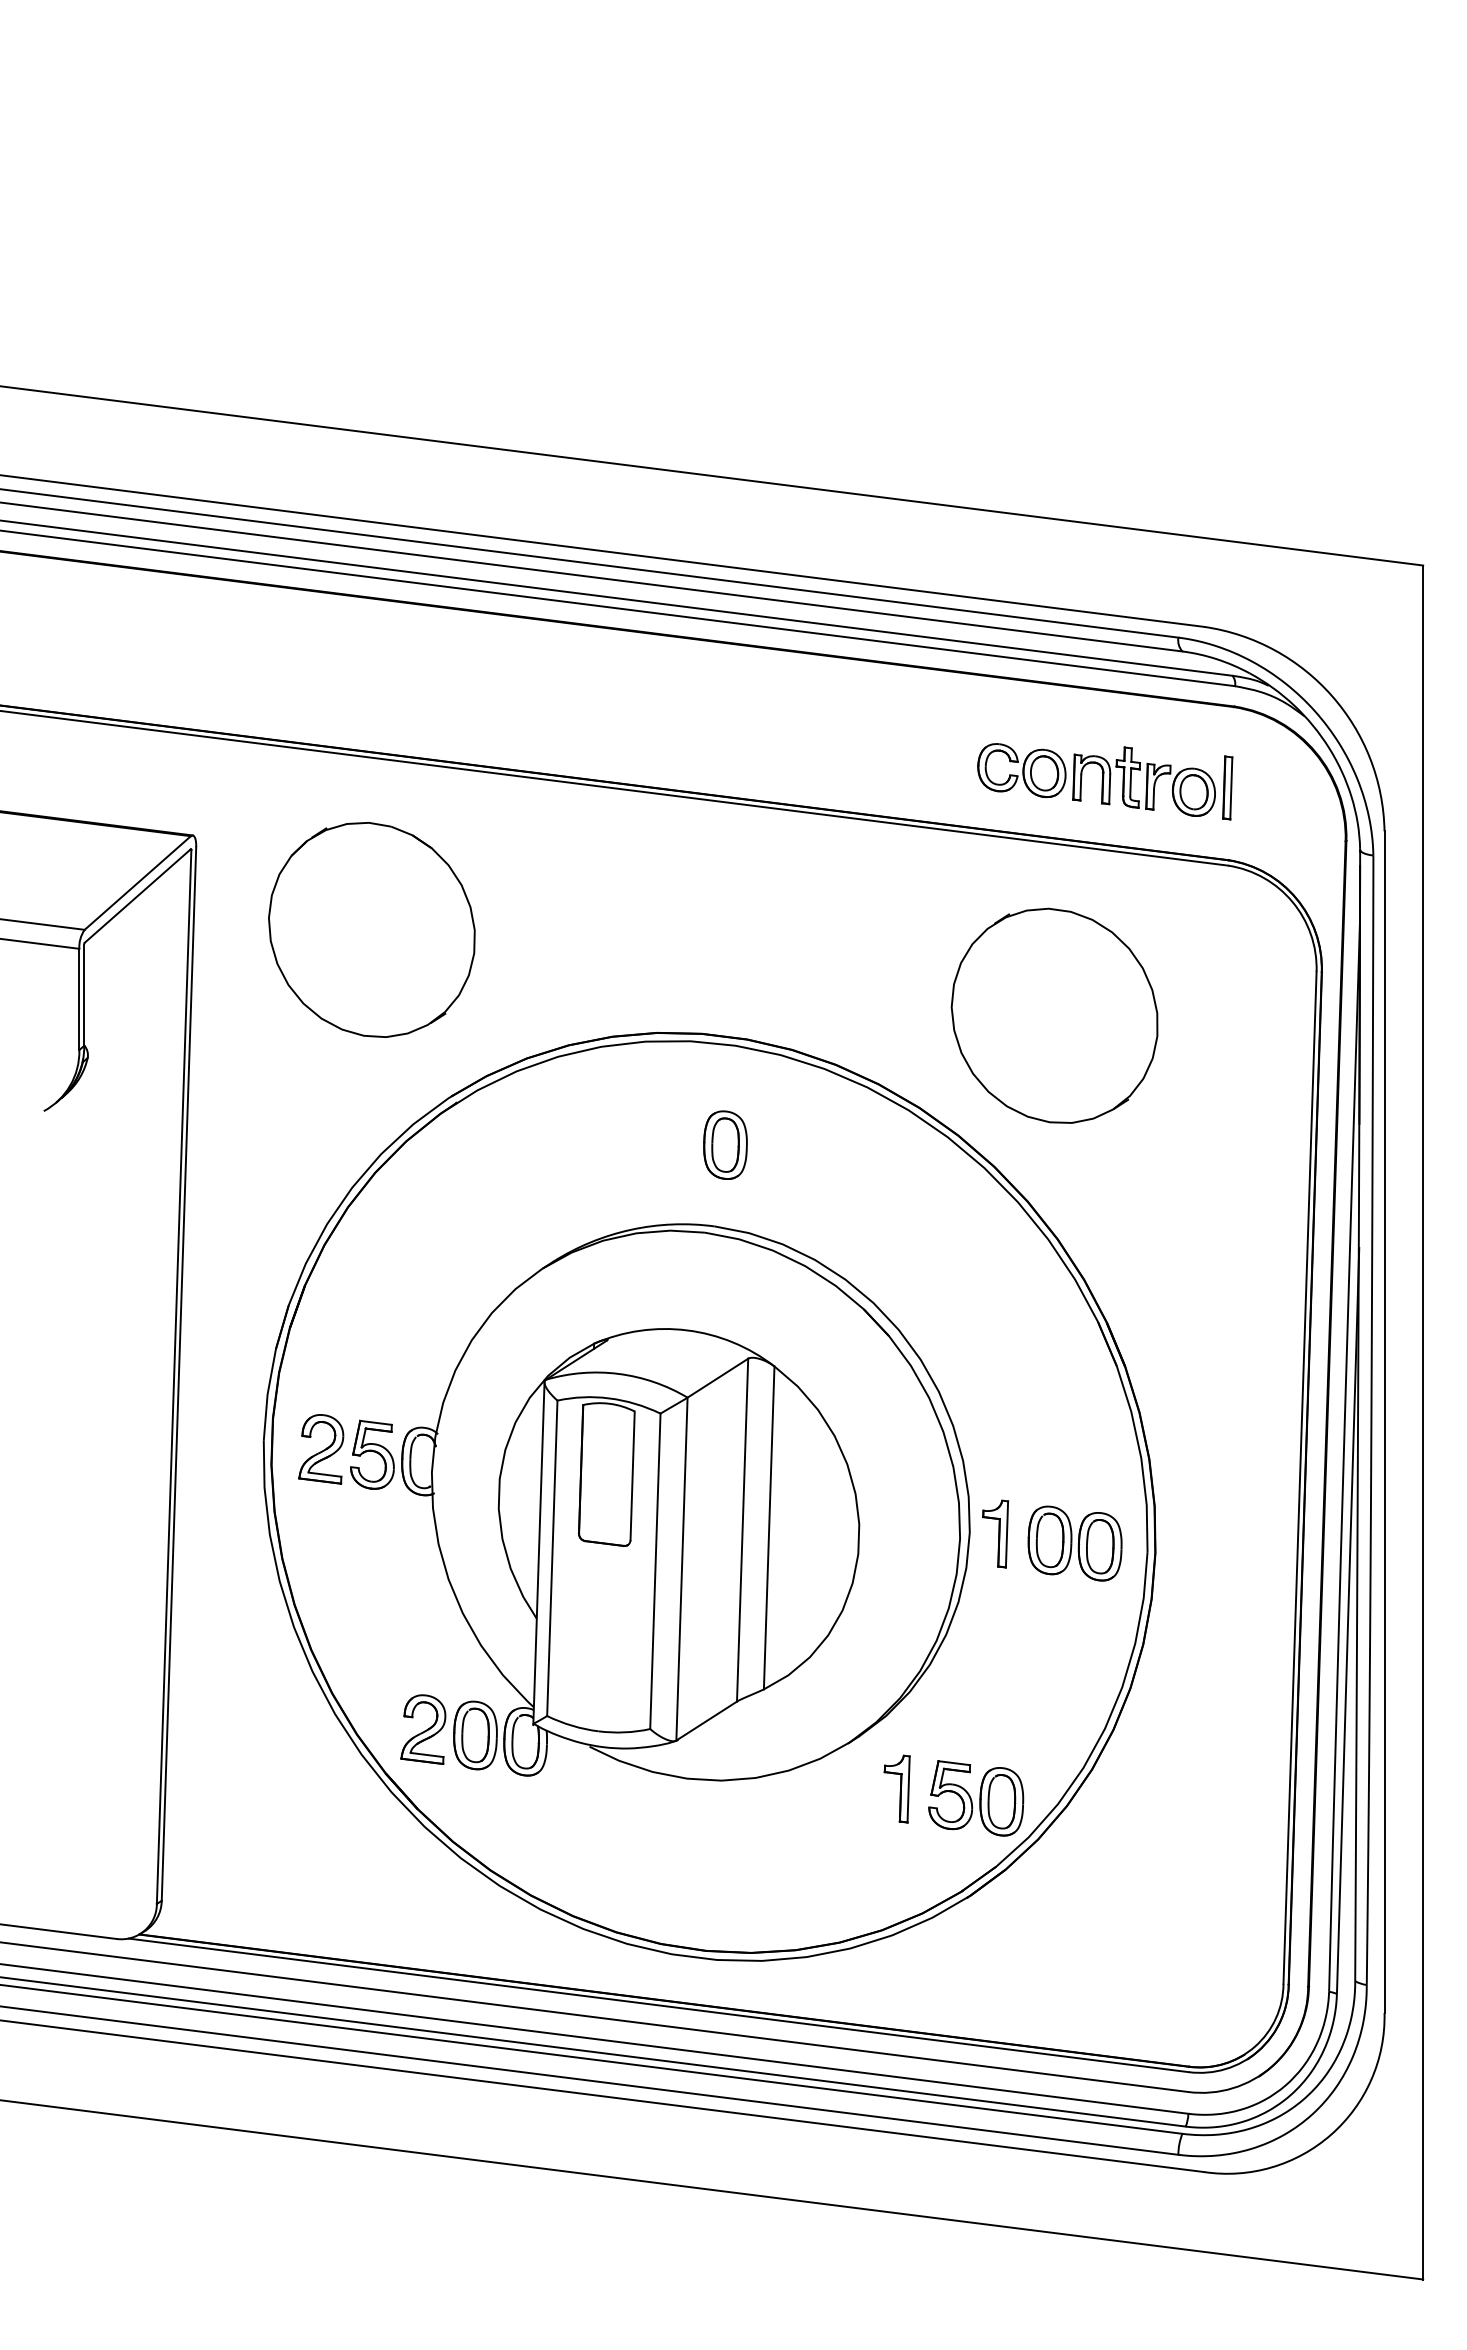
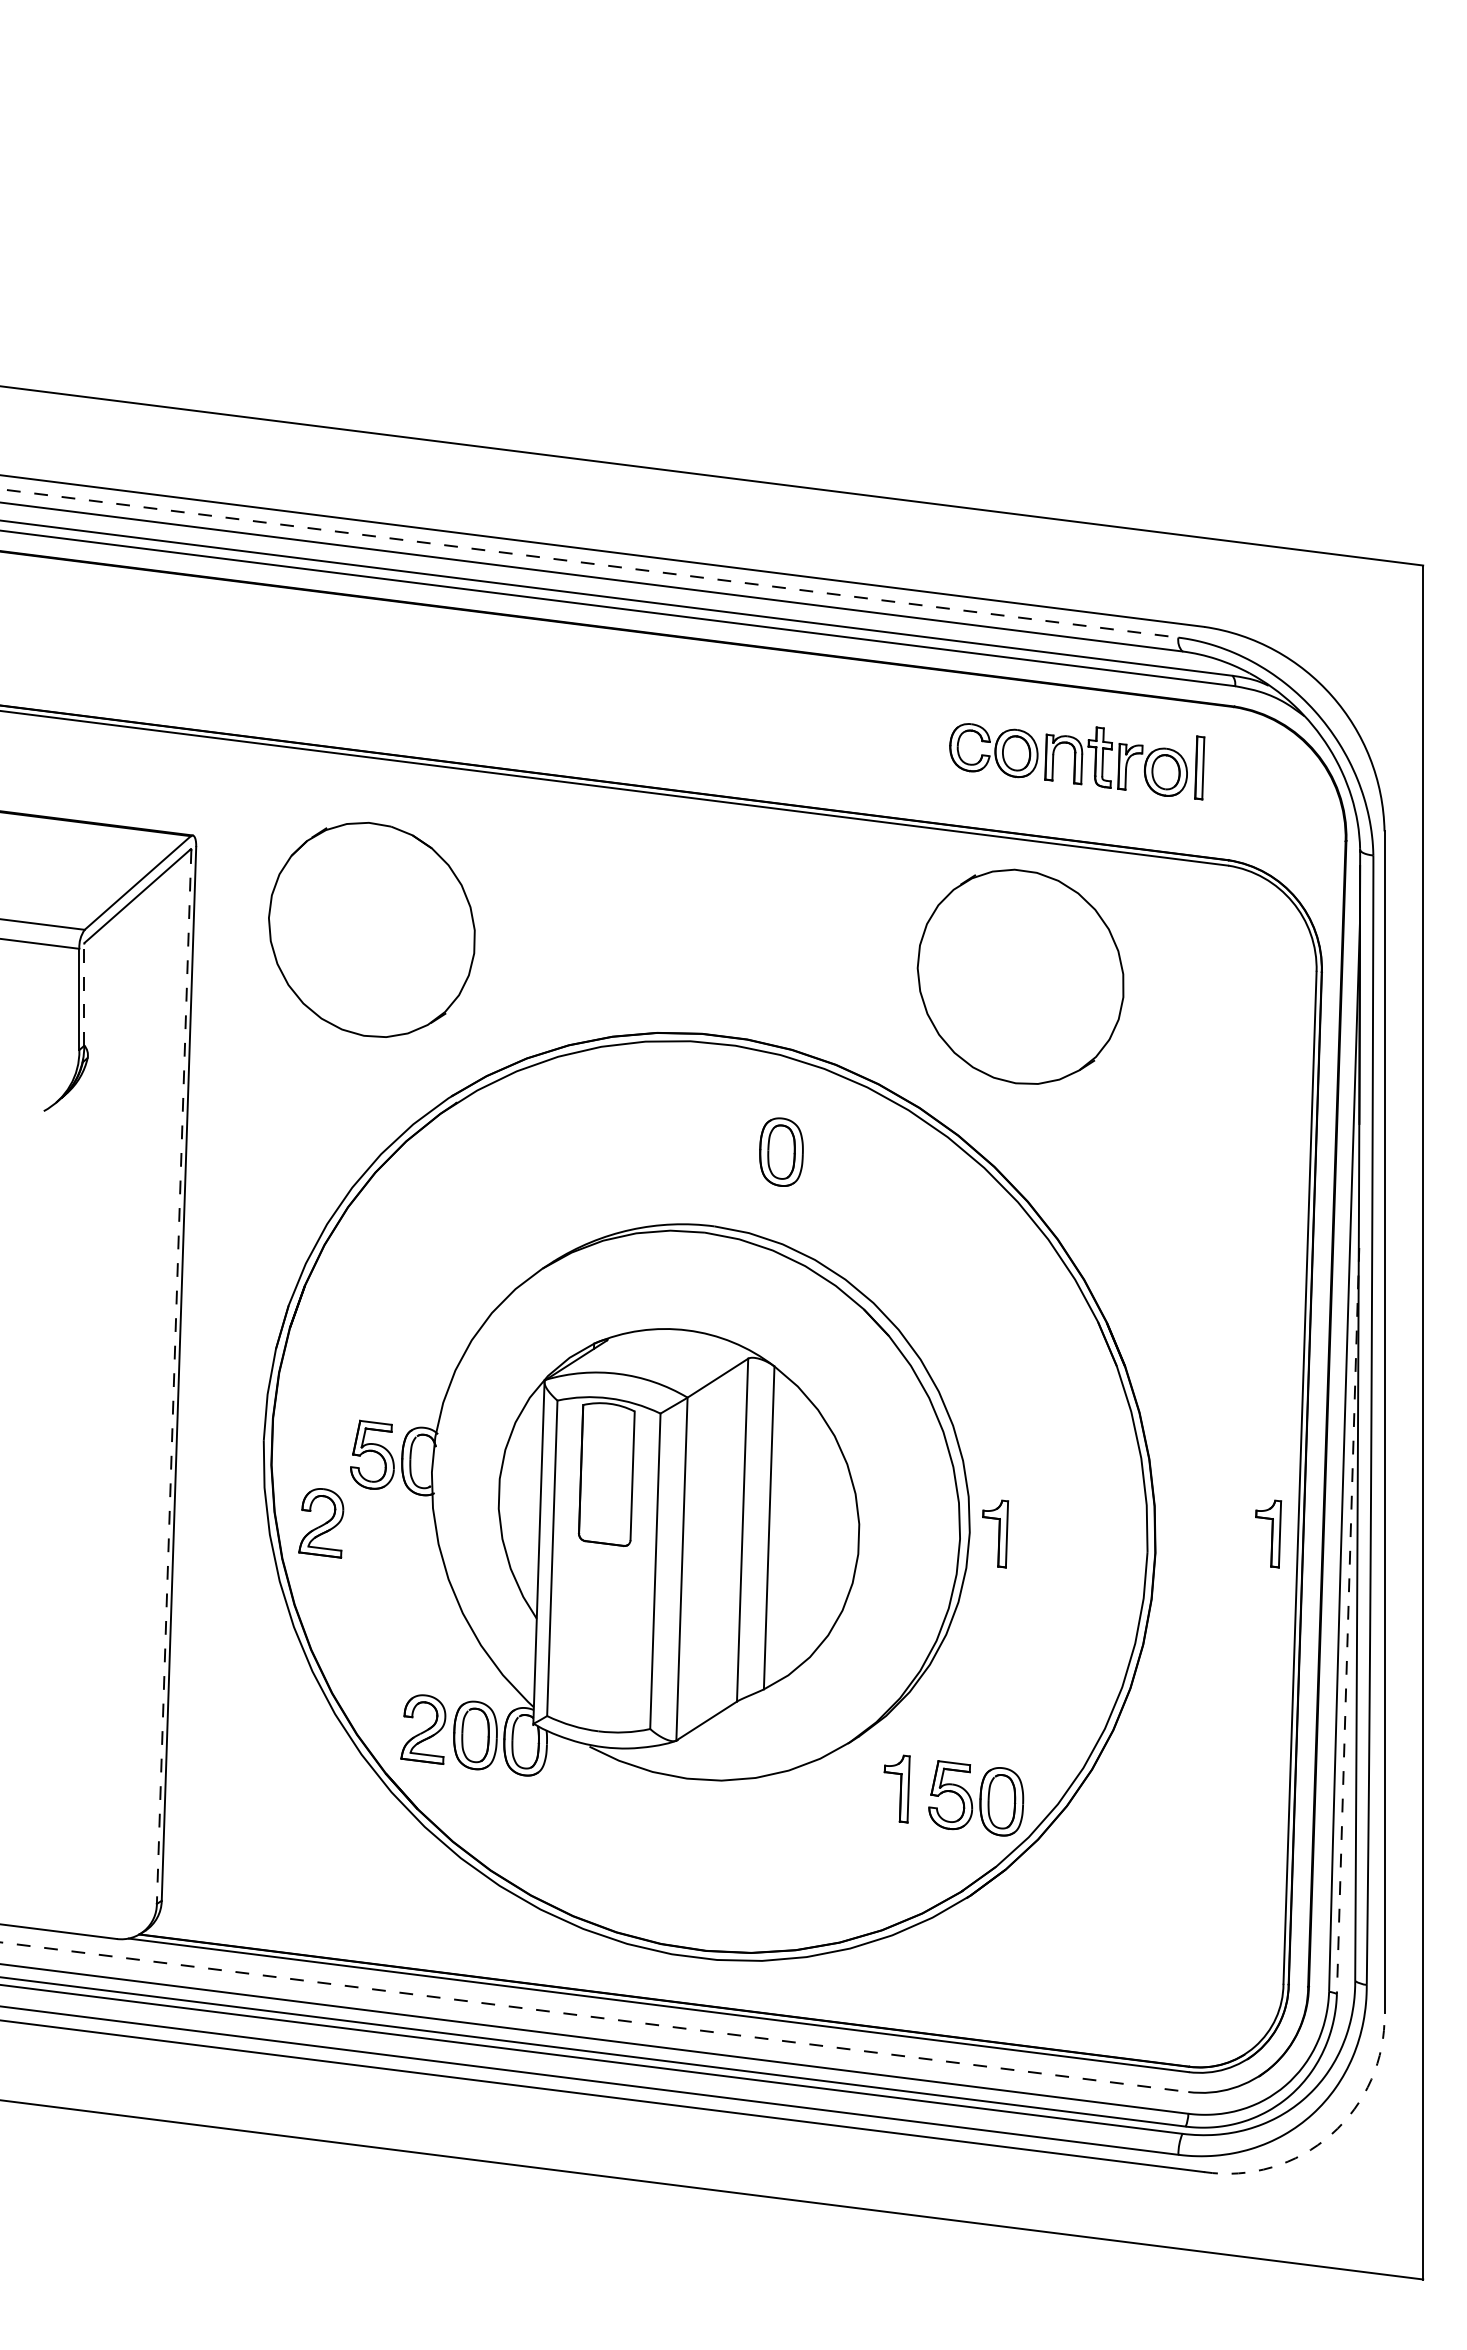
line: solid -> dashed (590, 563)
part position: (1105, 781) -> (1077, 761) (1077, 761)
line: solid -> dashed (84, 995)
part position: (1054, 1015) -> (1020, 976) (1020, 976)
part position: (725, 1144) -> (781, 1151) (781, 1151)
line: solid -> dashed (174, 1377)
part position: (321, 1449) -> (321, 1523) (321, 1523)
part: none -> present (1268, 1533)
part: present -> none (1074, 1543)
line: solid -> dashed (1348, 1620)
line: solid -> dashed (595, 2017)
arc: solid -> dashed (1331, 2134)
